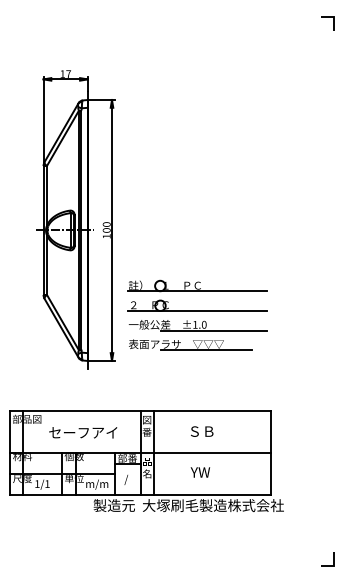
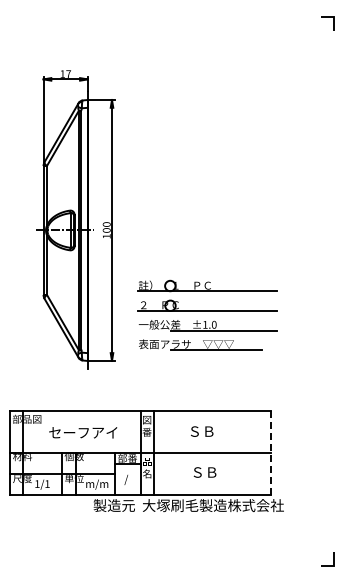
part position: (197, 314) -> (207, 314) (207, 314)
line: solid -> dashed (271, 453)
text: YW -> ＳＢ (203, 472)
